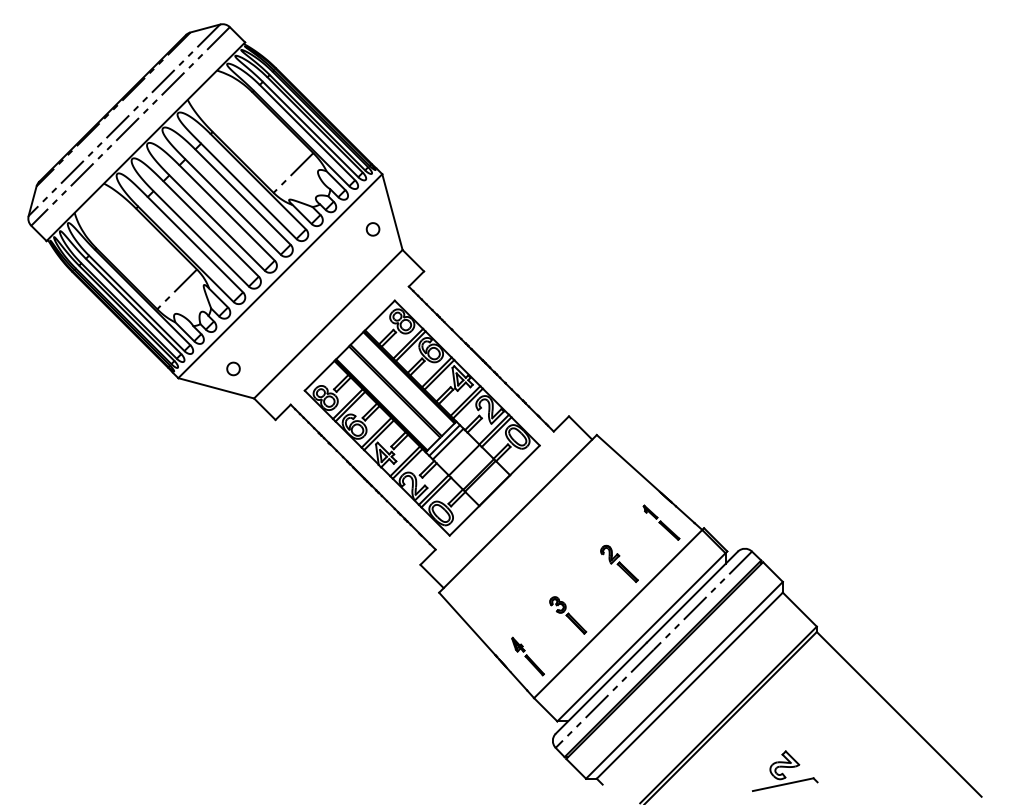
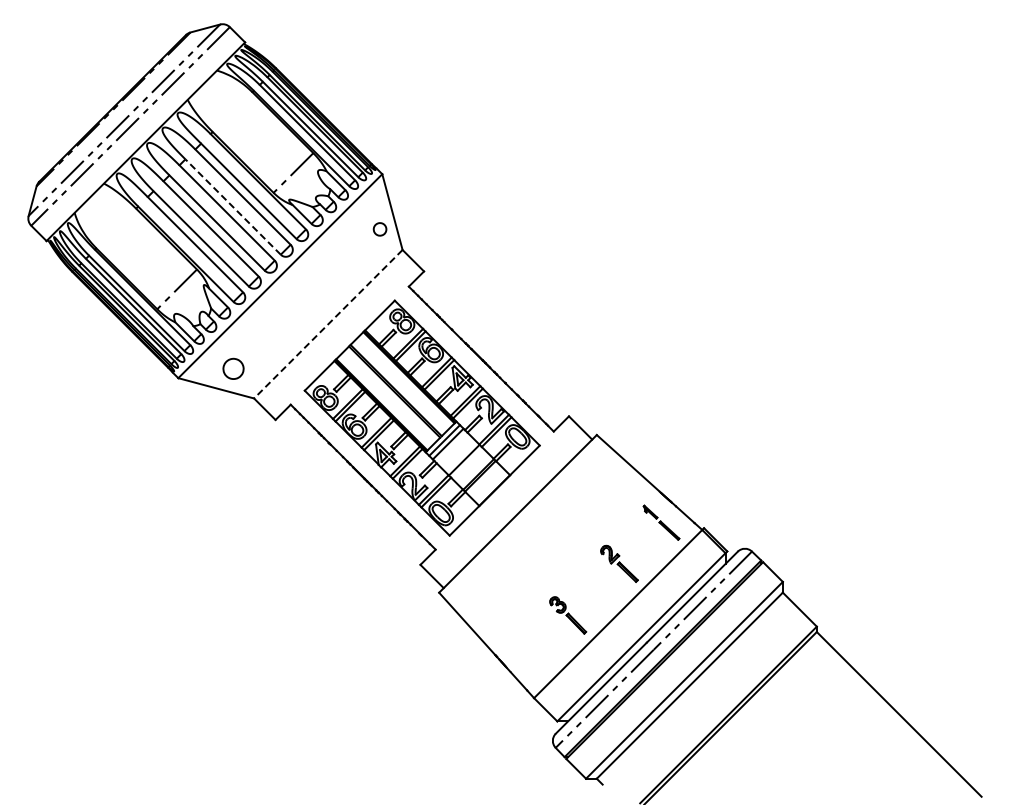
line: solid -> dashed (232, 206)
part position: (372, 229) -> (379, 229) (379, 229)
line: solid -> dashed (328, 324)
part size: 15x16 px -> 23x23 px (233, 368)
part: present -> none (527, 656)
part: present -> none (785, 770)
